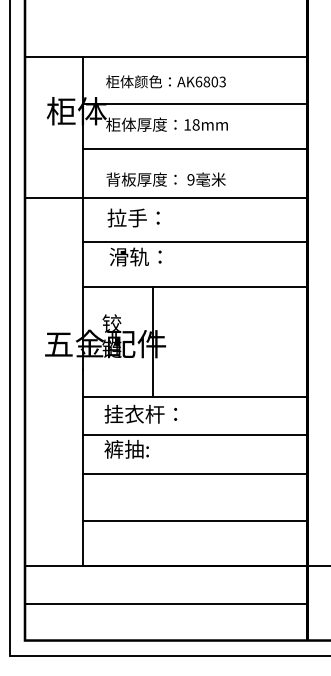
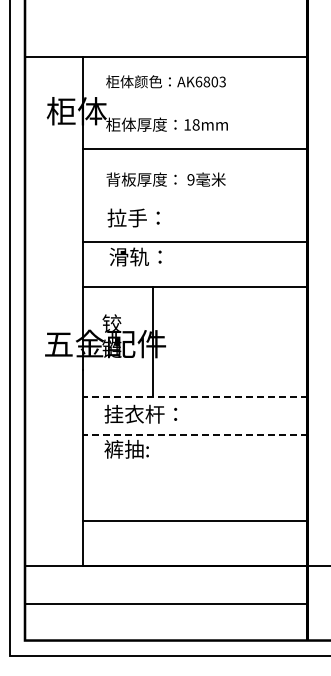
line: present -> none (195, 103)
line: present -> none (166, 198)
line: solid -> dashed (194, 397)
line: solid -> dashed (194, 435)
line: present -> none (195, 474)
